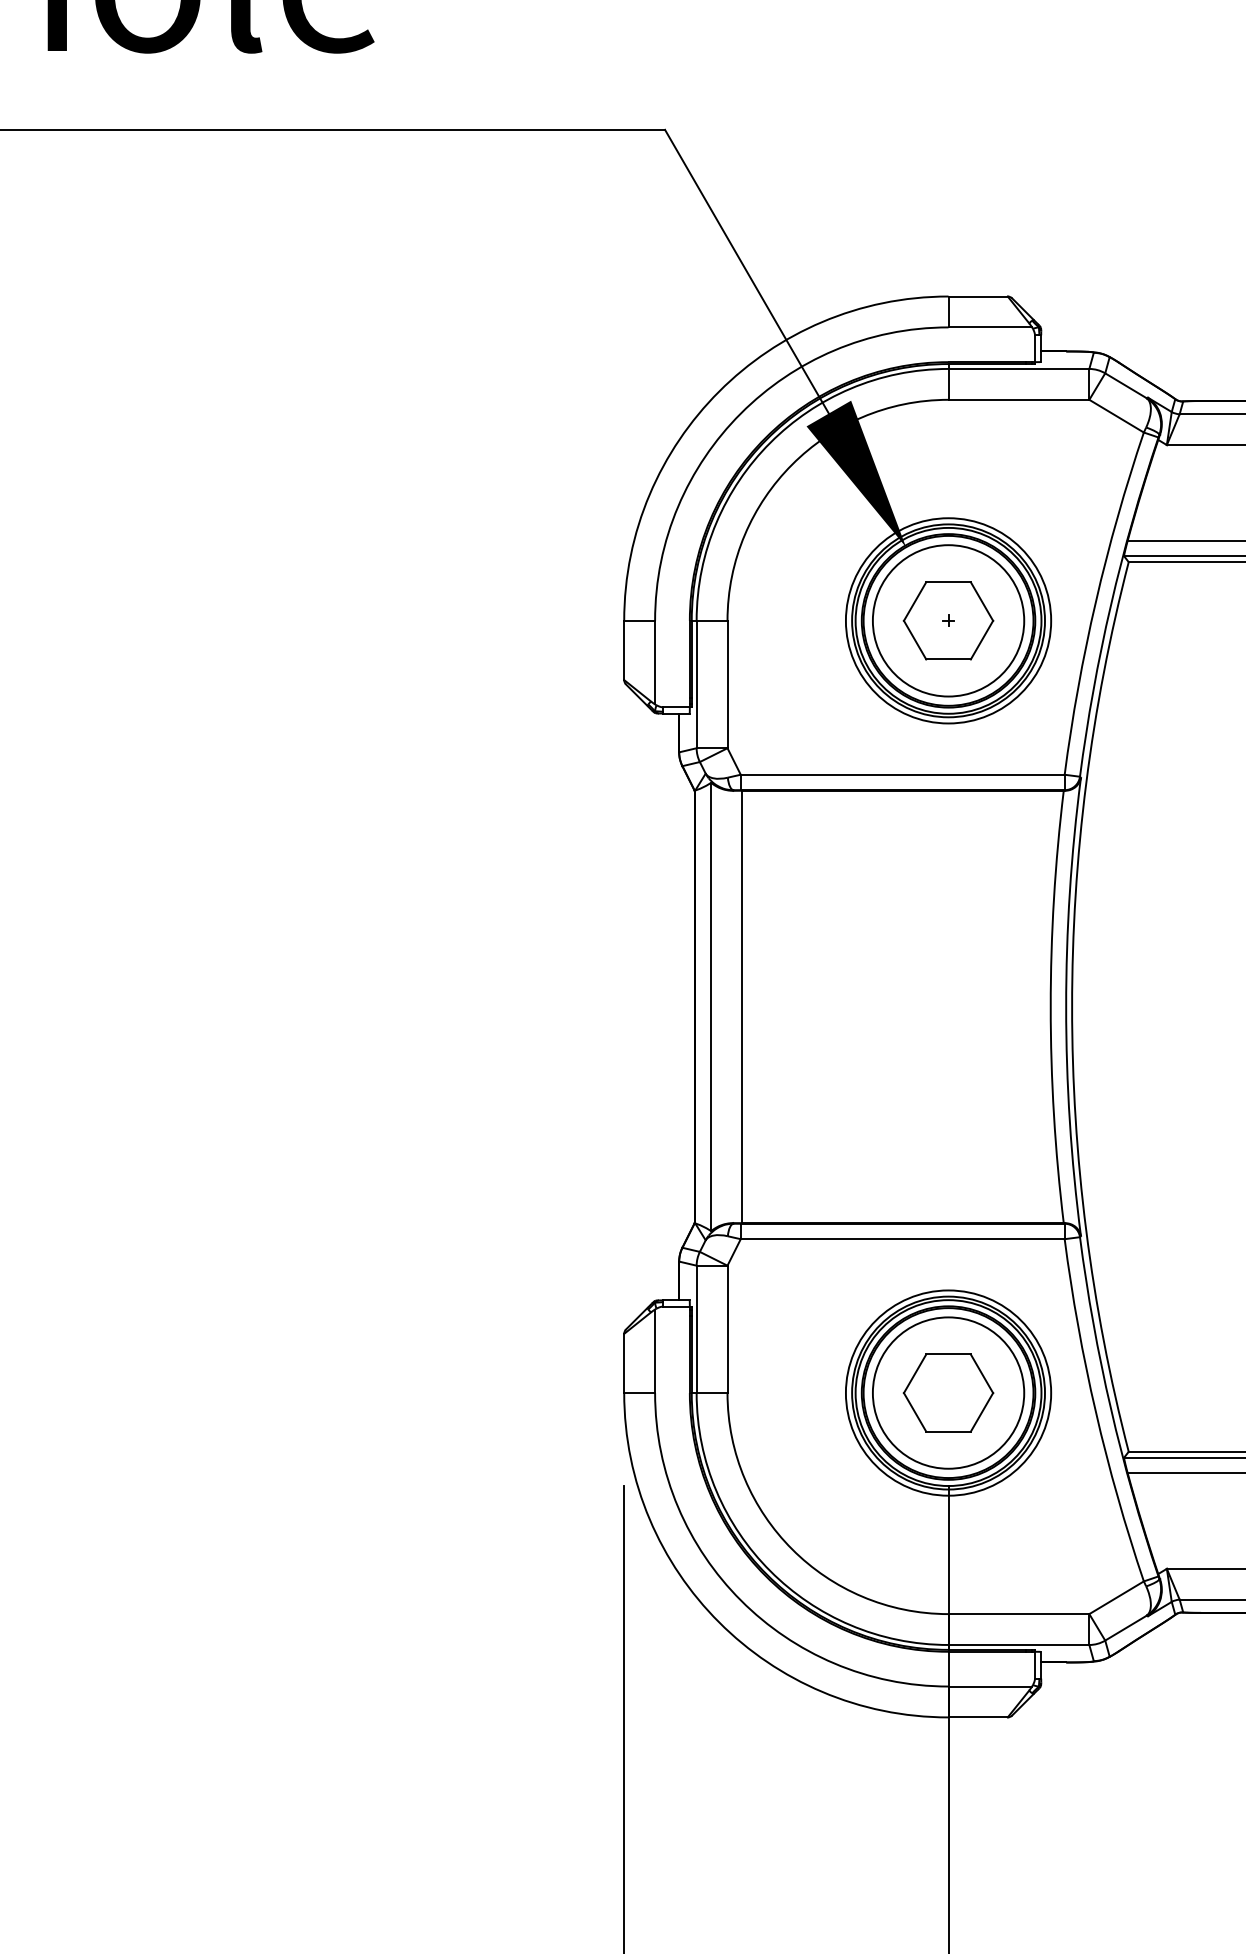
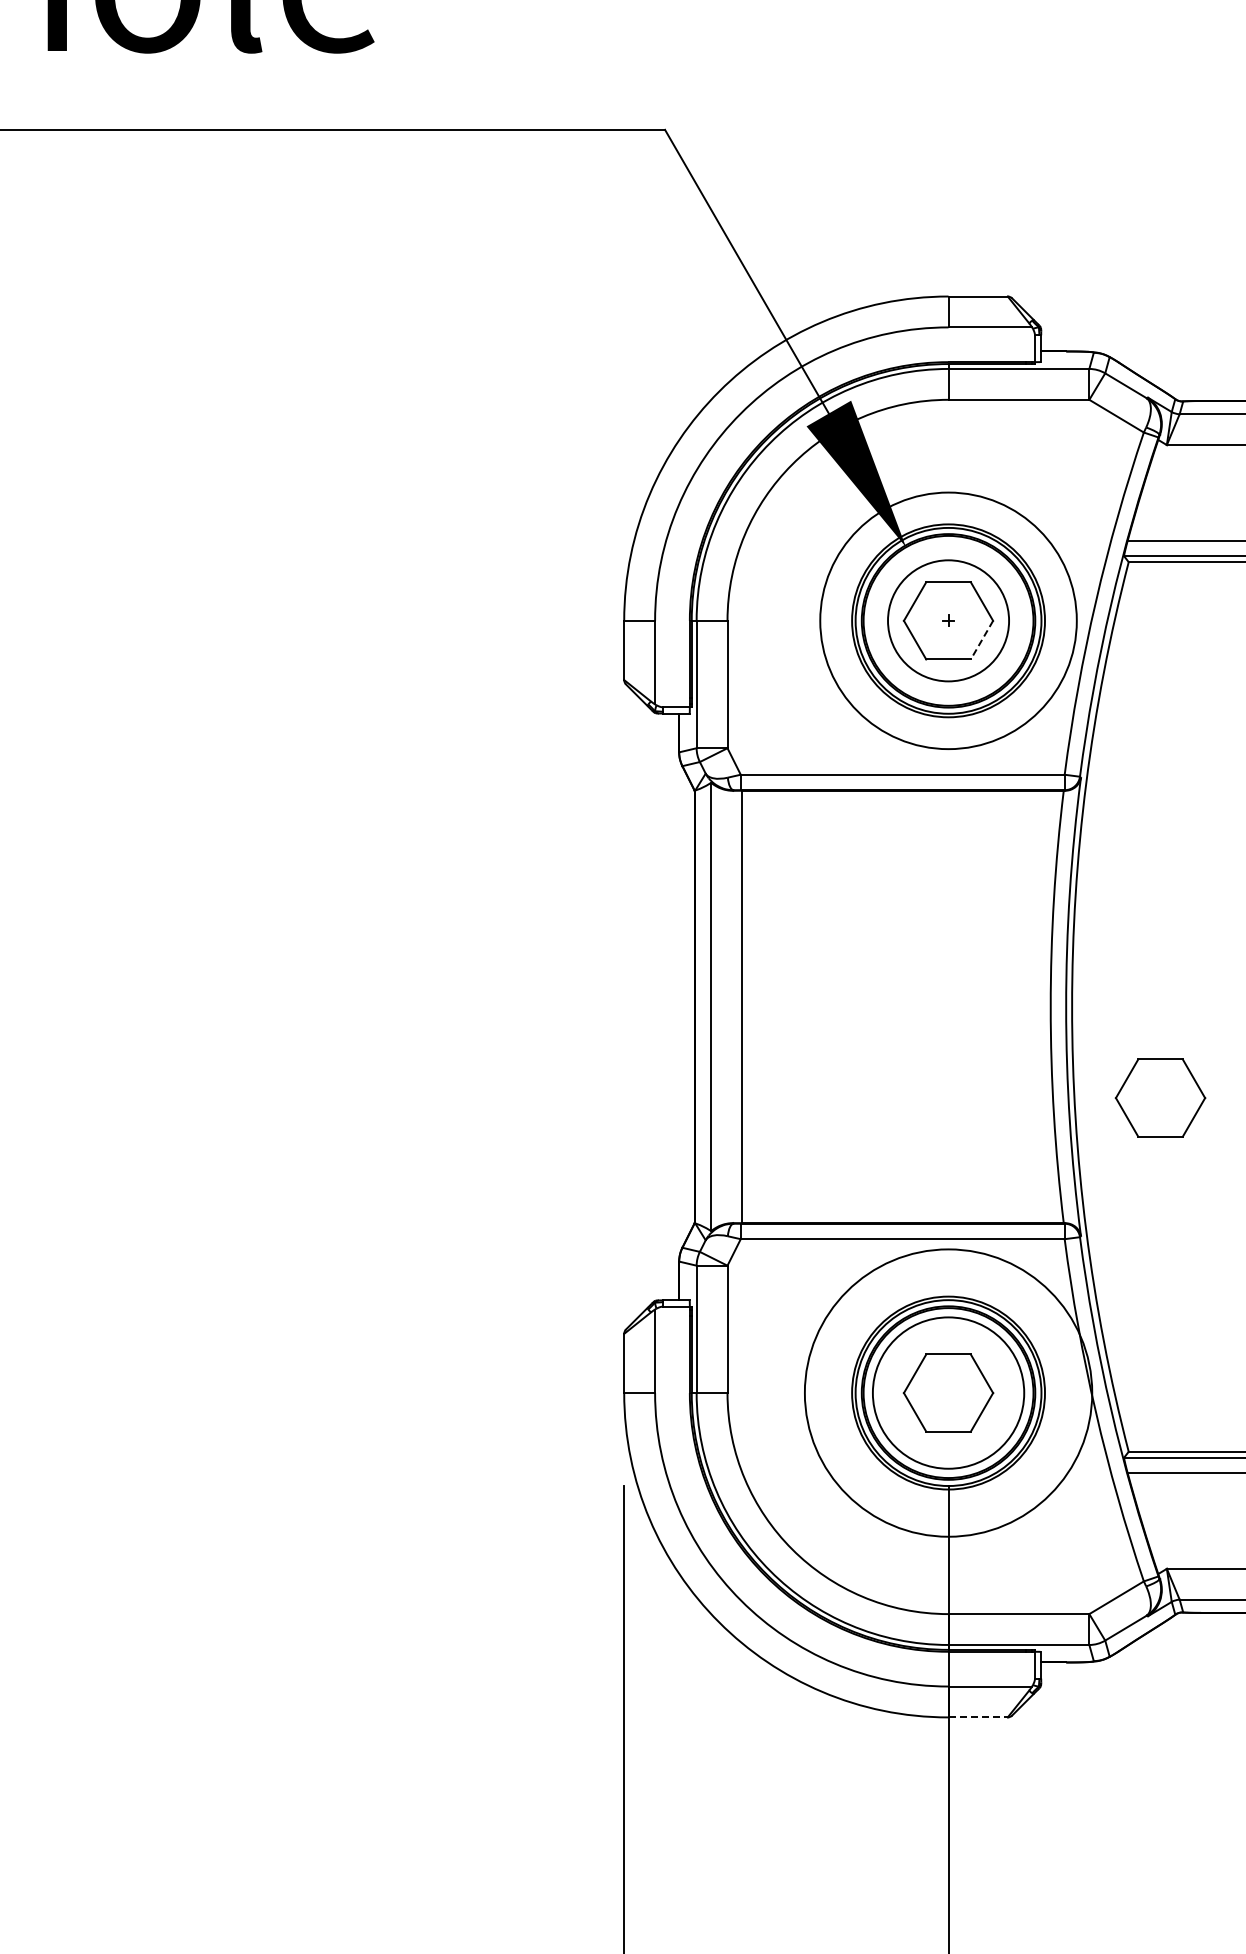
circle diameter: 151 px -> 121 px (948, 620)
circle diameter: 205 px -> 257 px (948, 620)
line: solid -> dashed (981, 640)
part: none -> present (1160, 1097)
circle diameter: 205 px -> 287 px (948, 1392)
line: solid -> dashed (978, 1717)
